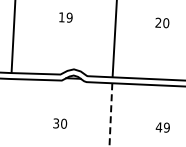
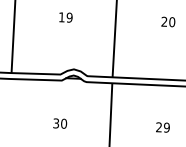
text position: (162, 22) -> (168, 21) (168, 21)
line: dashed -> solid (110, 114)
text: 49 -> 29 (158, 127)
